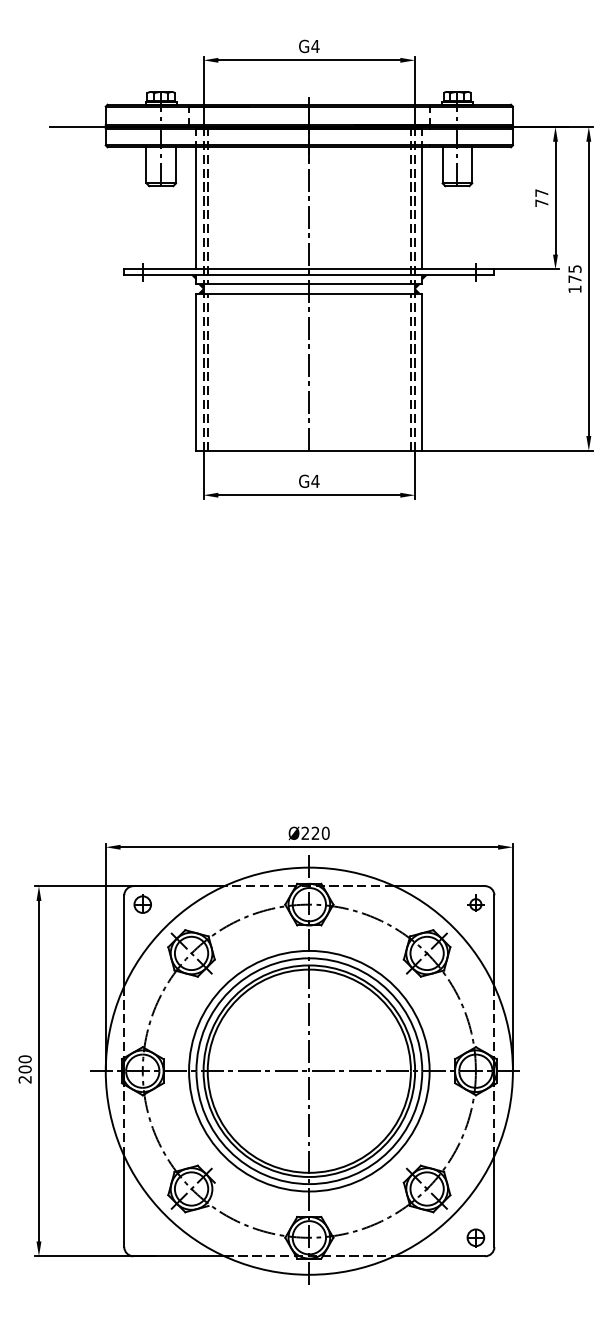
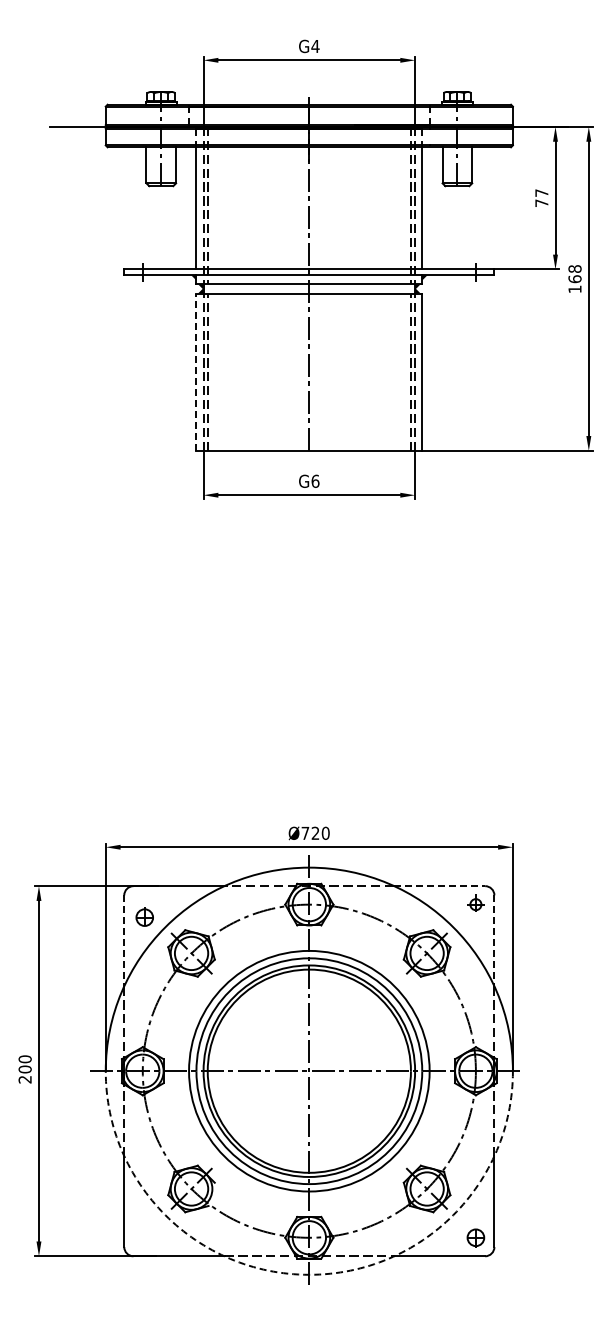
text: 175 -> 168 (574, 274)
line: solid -> dashed (196, 372)
text: G4 -> G6 (315, 480)
text: Ø220 -> Ø720 (305, 832)
line: solid -> dashed (439, 886)
part position: (142, 903) -> (144, 916) (144, 916)
line: solid -> dashed (124, 940)
line: solid -> dashed (494, 940)
arc: solid -> dashed (309, 1274)
